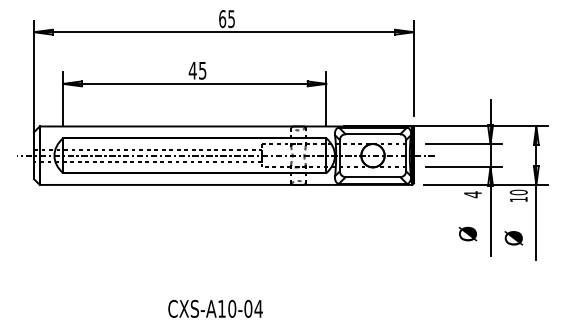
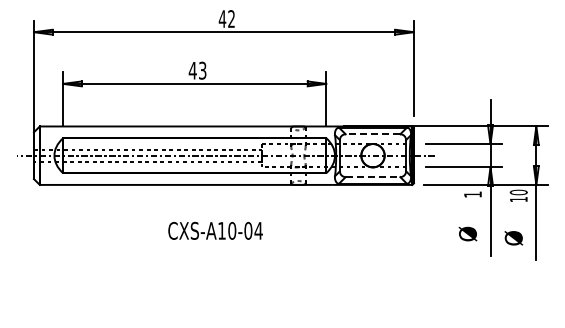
text: 65 -> 42 (226, 19)
text: 45 -> 43 (202, 69)
line: solid -> dashed (372, 134)
line: solid -> dashed (373, 177)
text: 4 -> 1 (472, 194)
text position: (215, 308) -> (215, 230) (215, 230)
